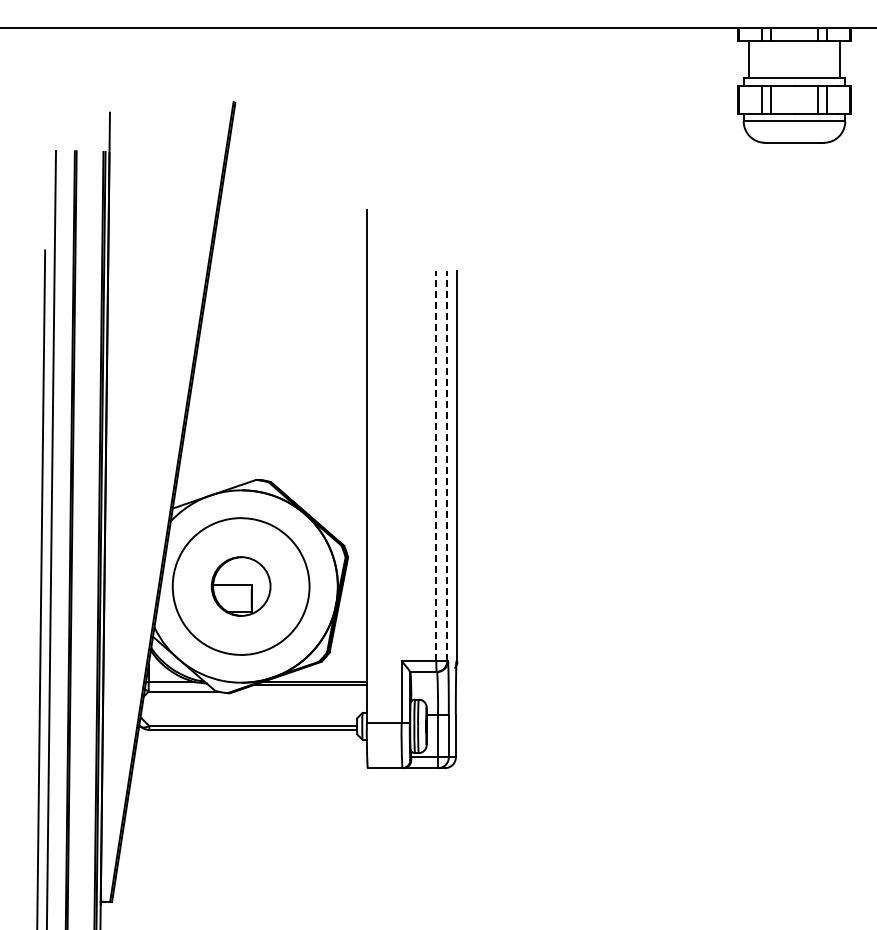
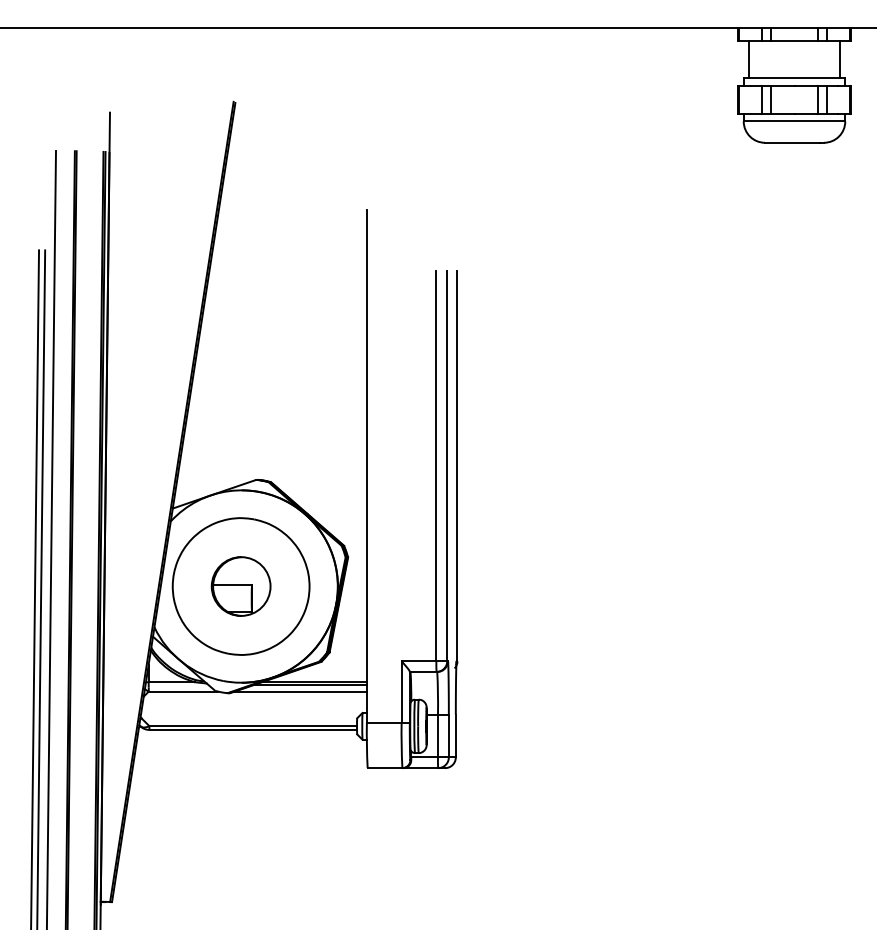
line: dashed -> solid (436, 465)
line: dashed -> solid (447, 465)
line: none -> present (35, 588)
line: none -> present (300, 691)
